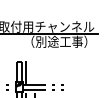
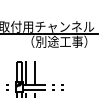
line: none -> present (34, 70)
